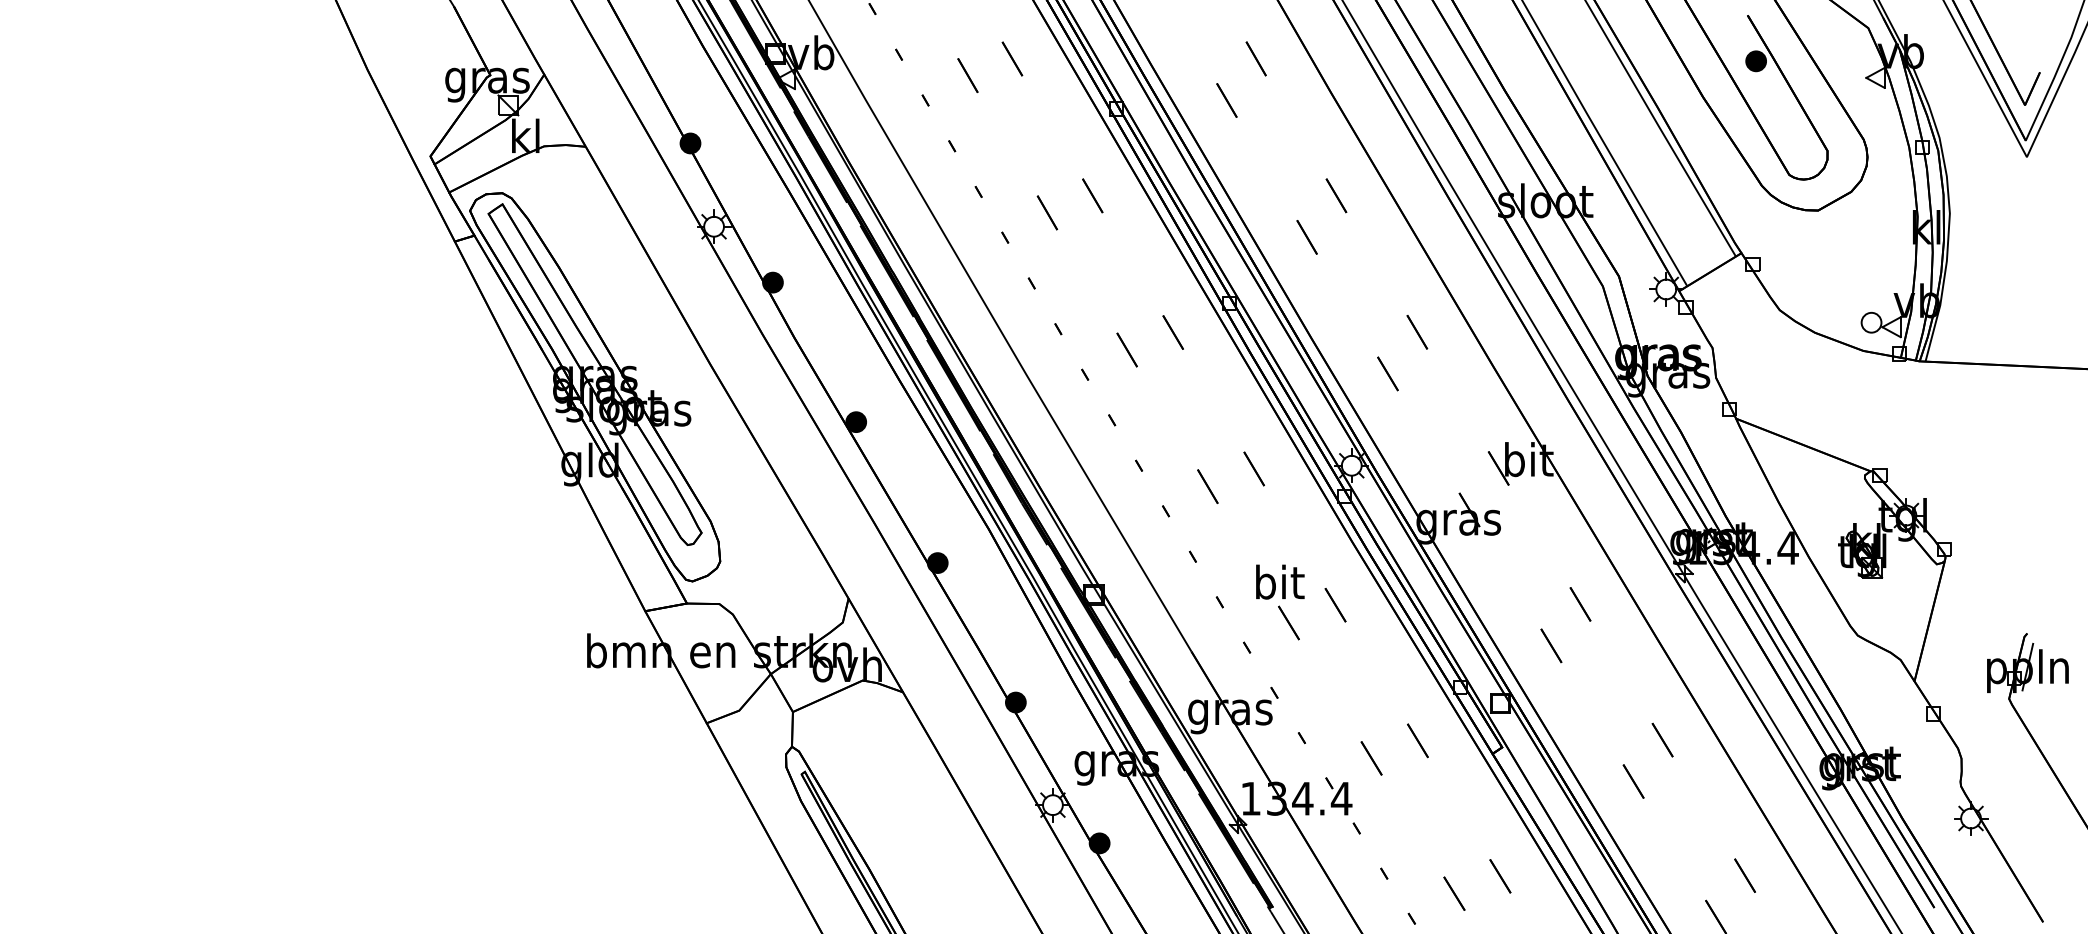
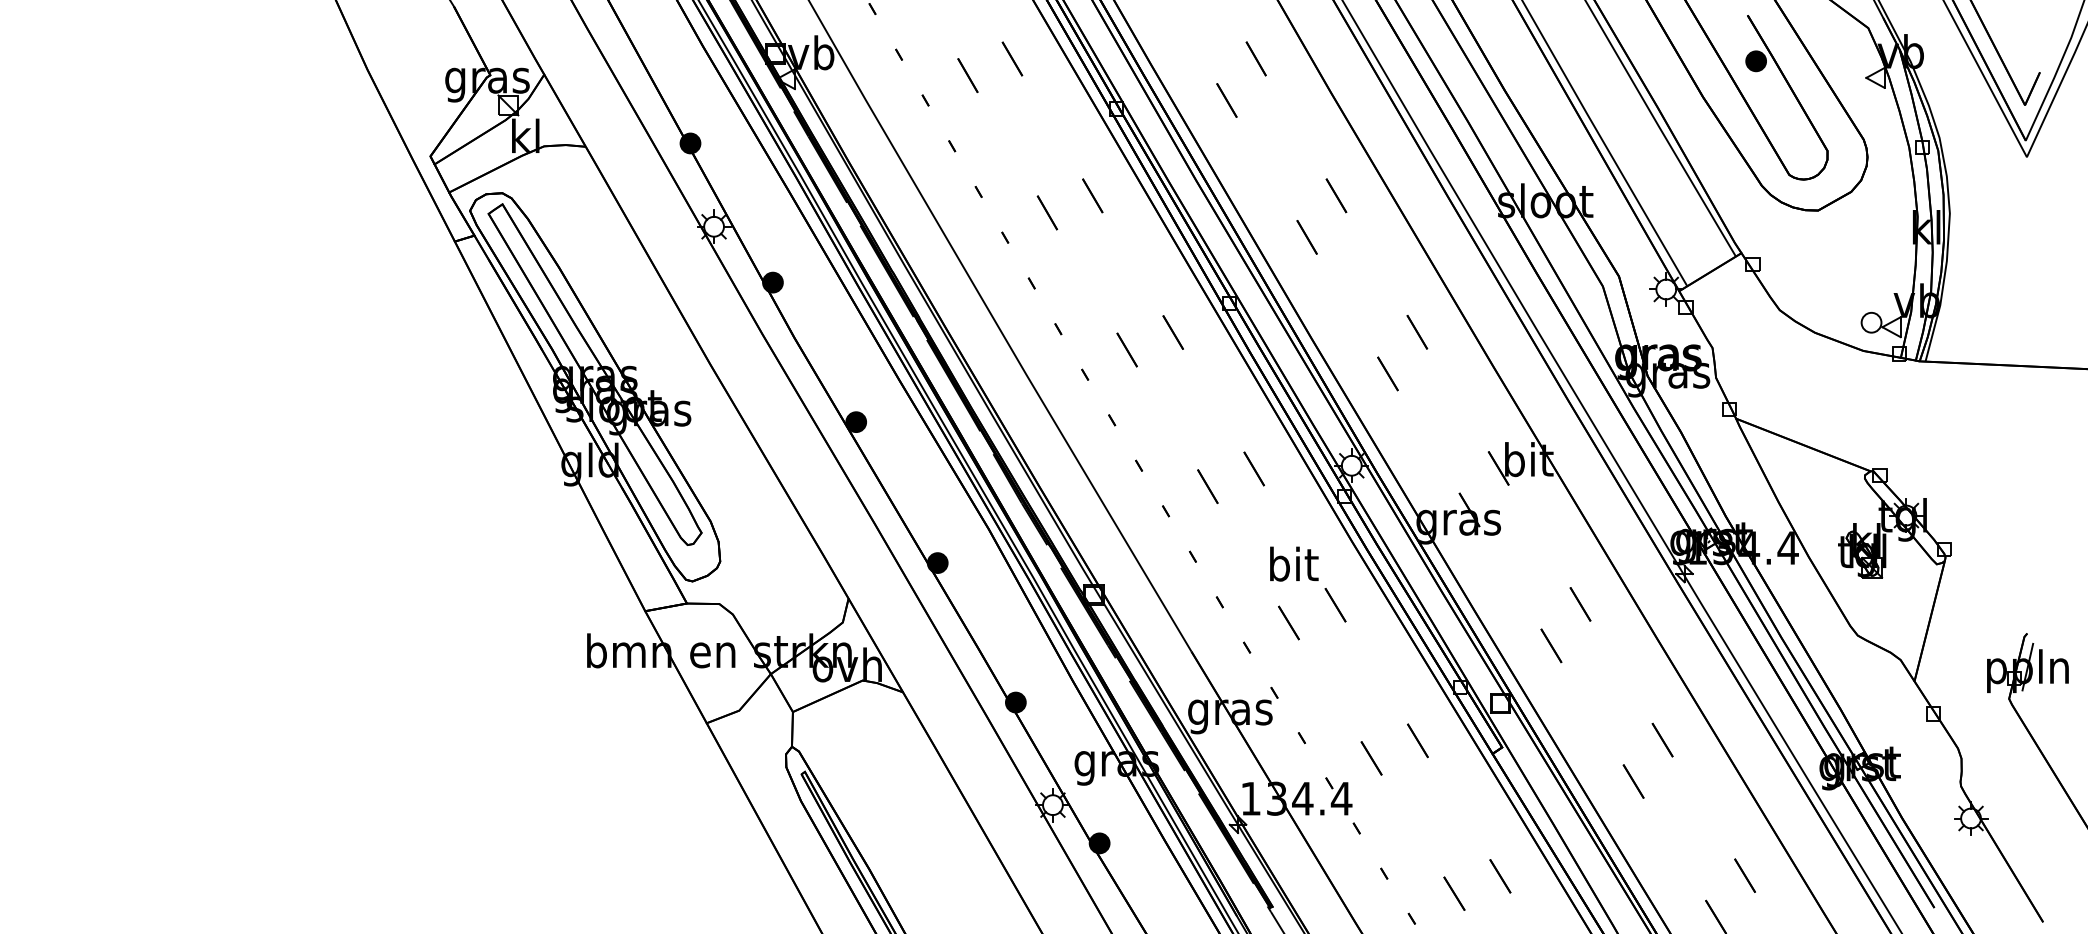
text position: (1280, 581) -> (1294, 563) (1294, 563)
